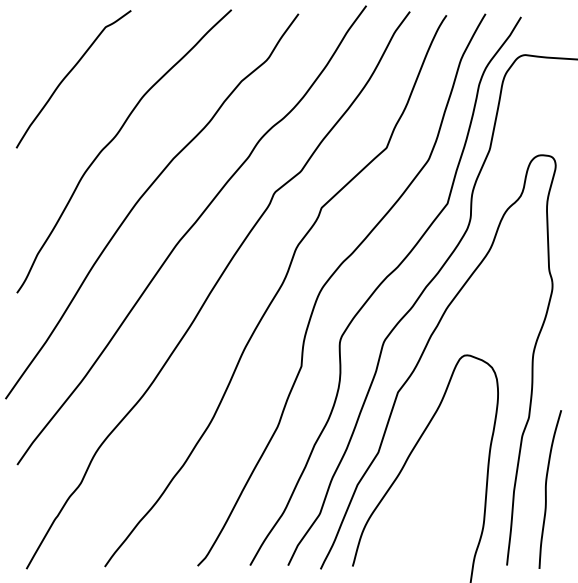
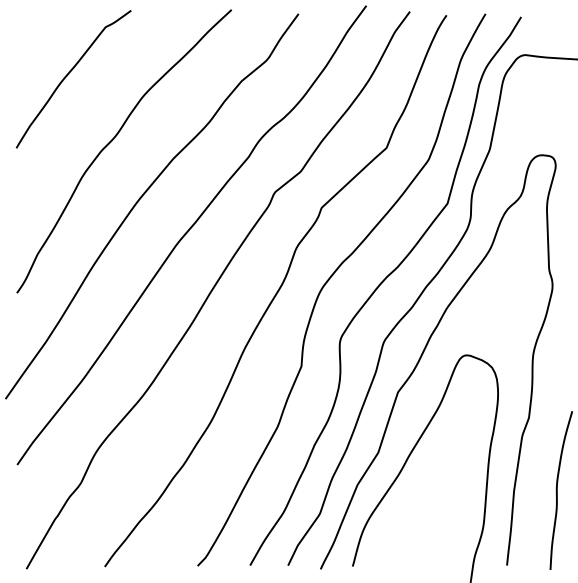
curve position: (546, 489) -> (557, 490) (557, 490)
